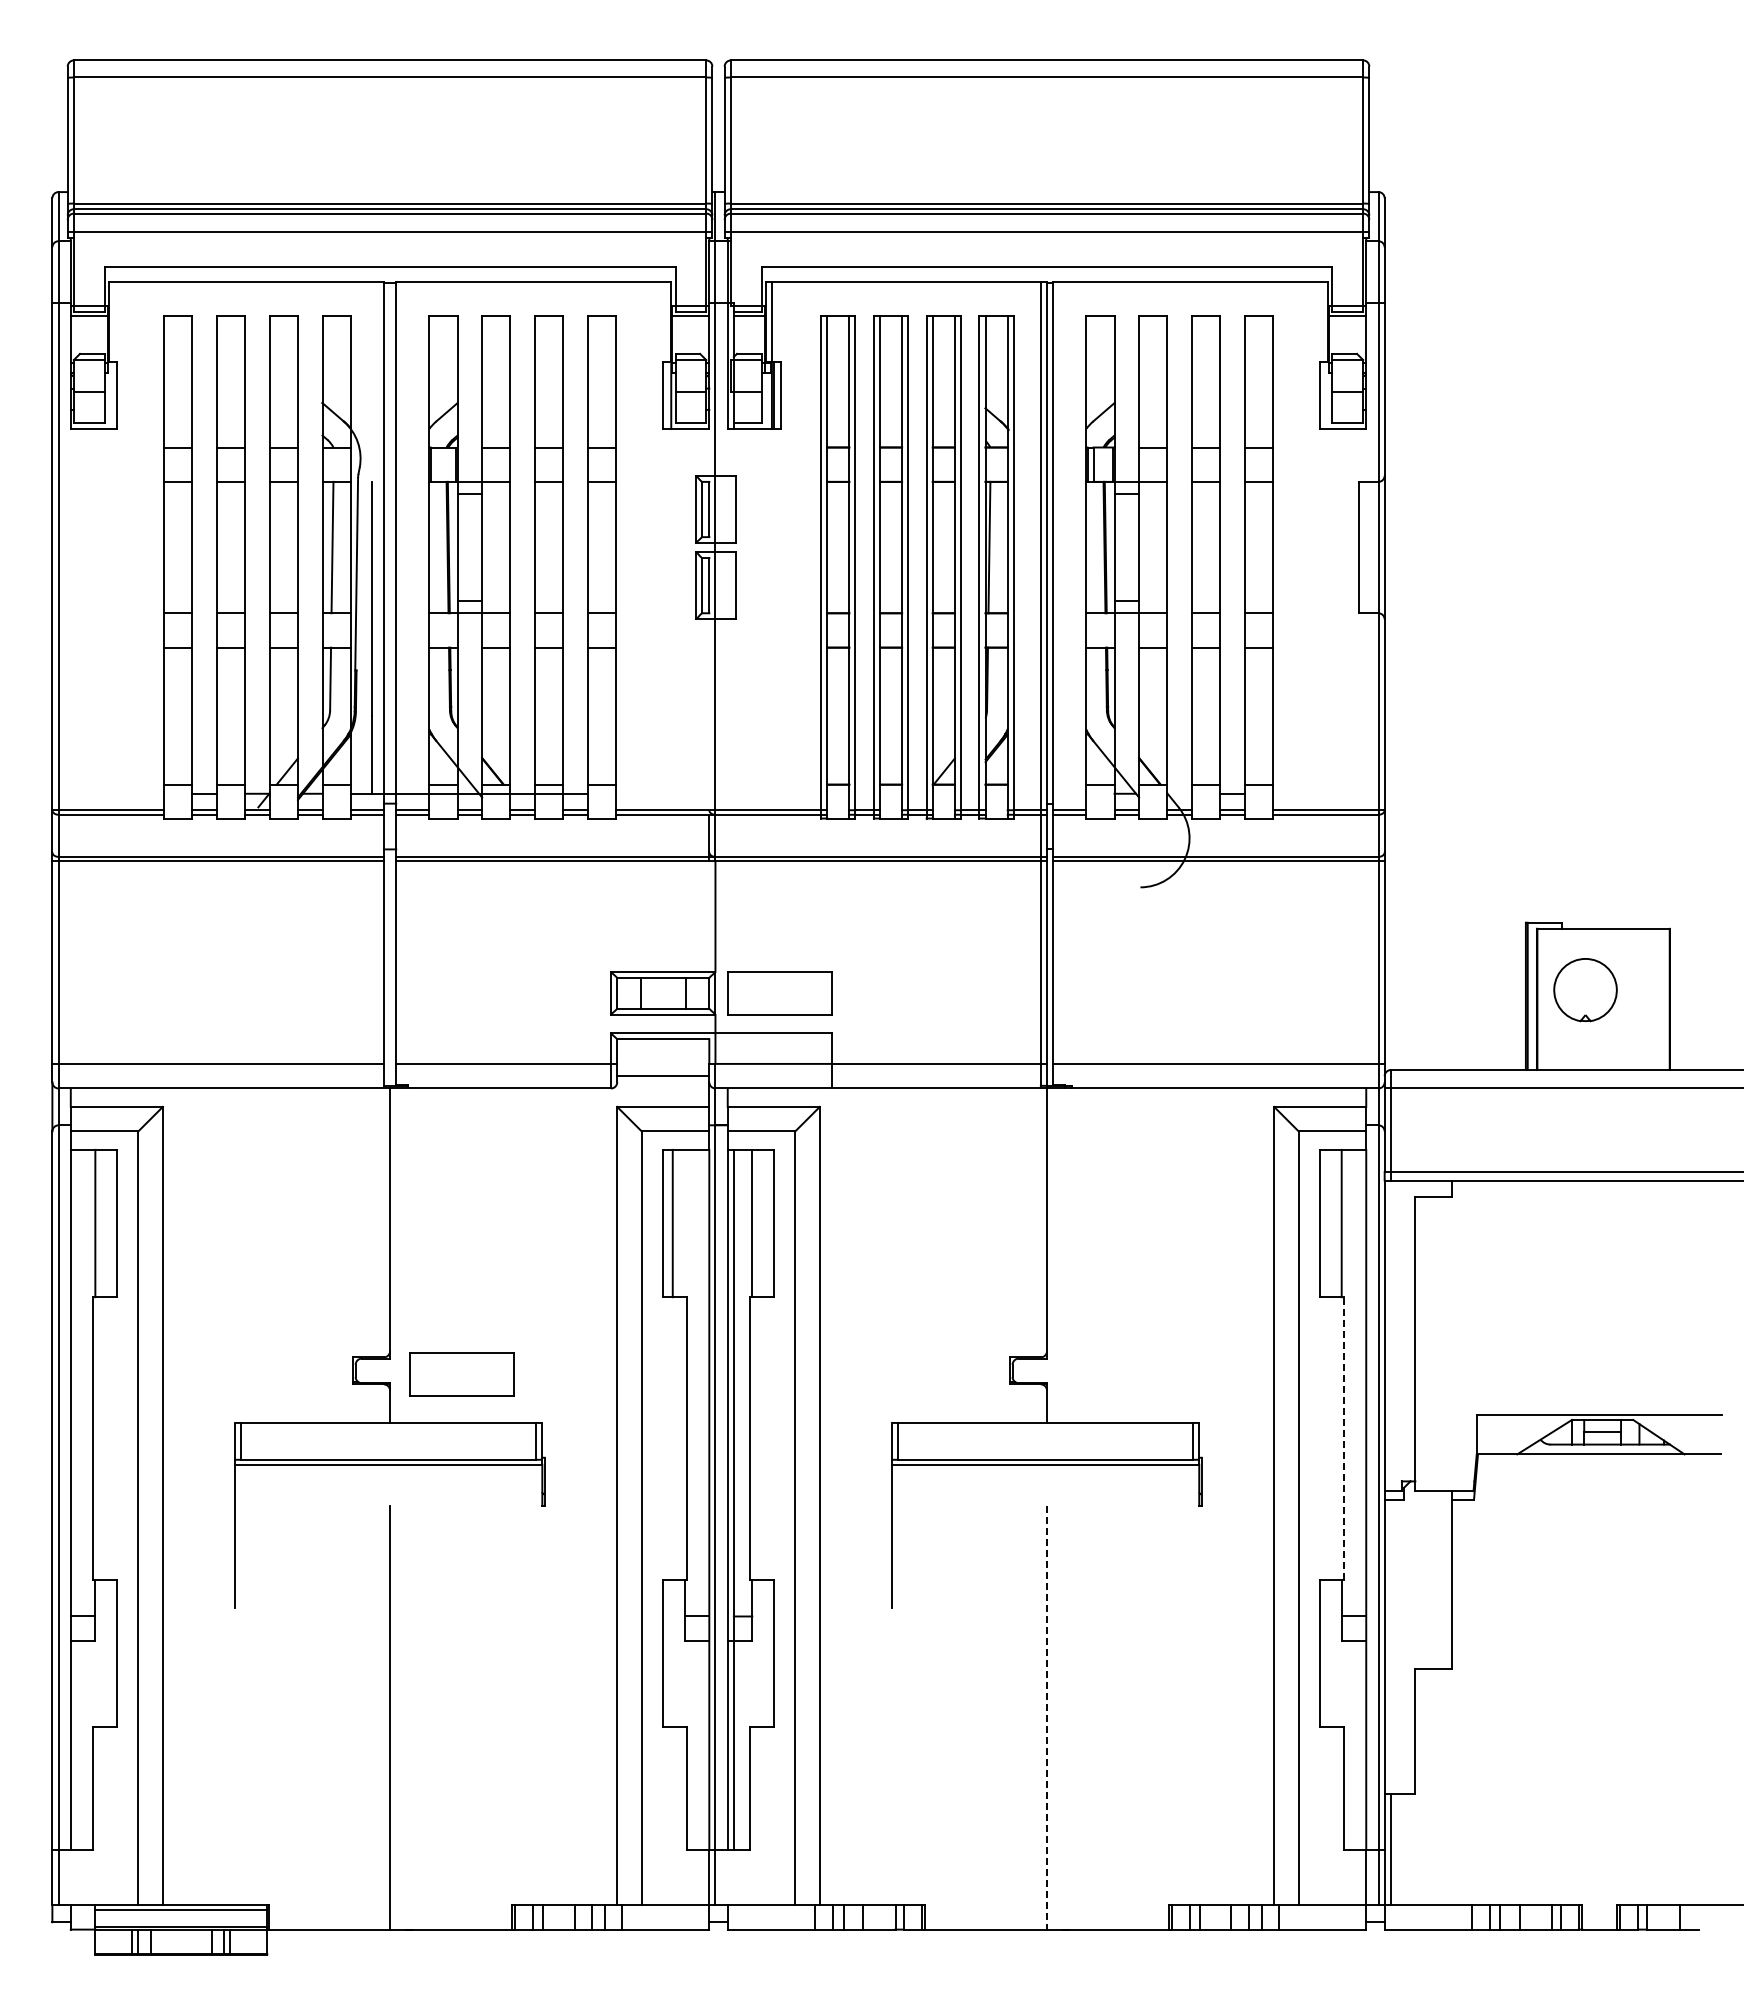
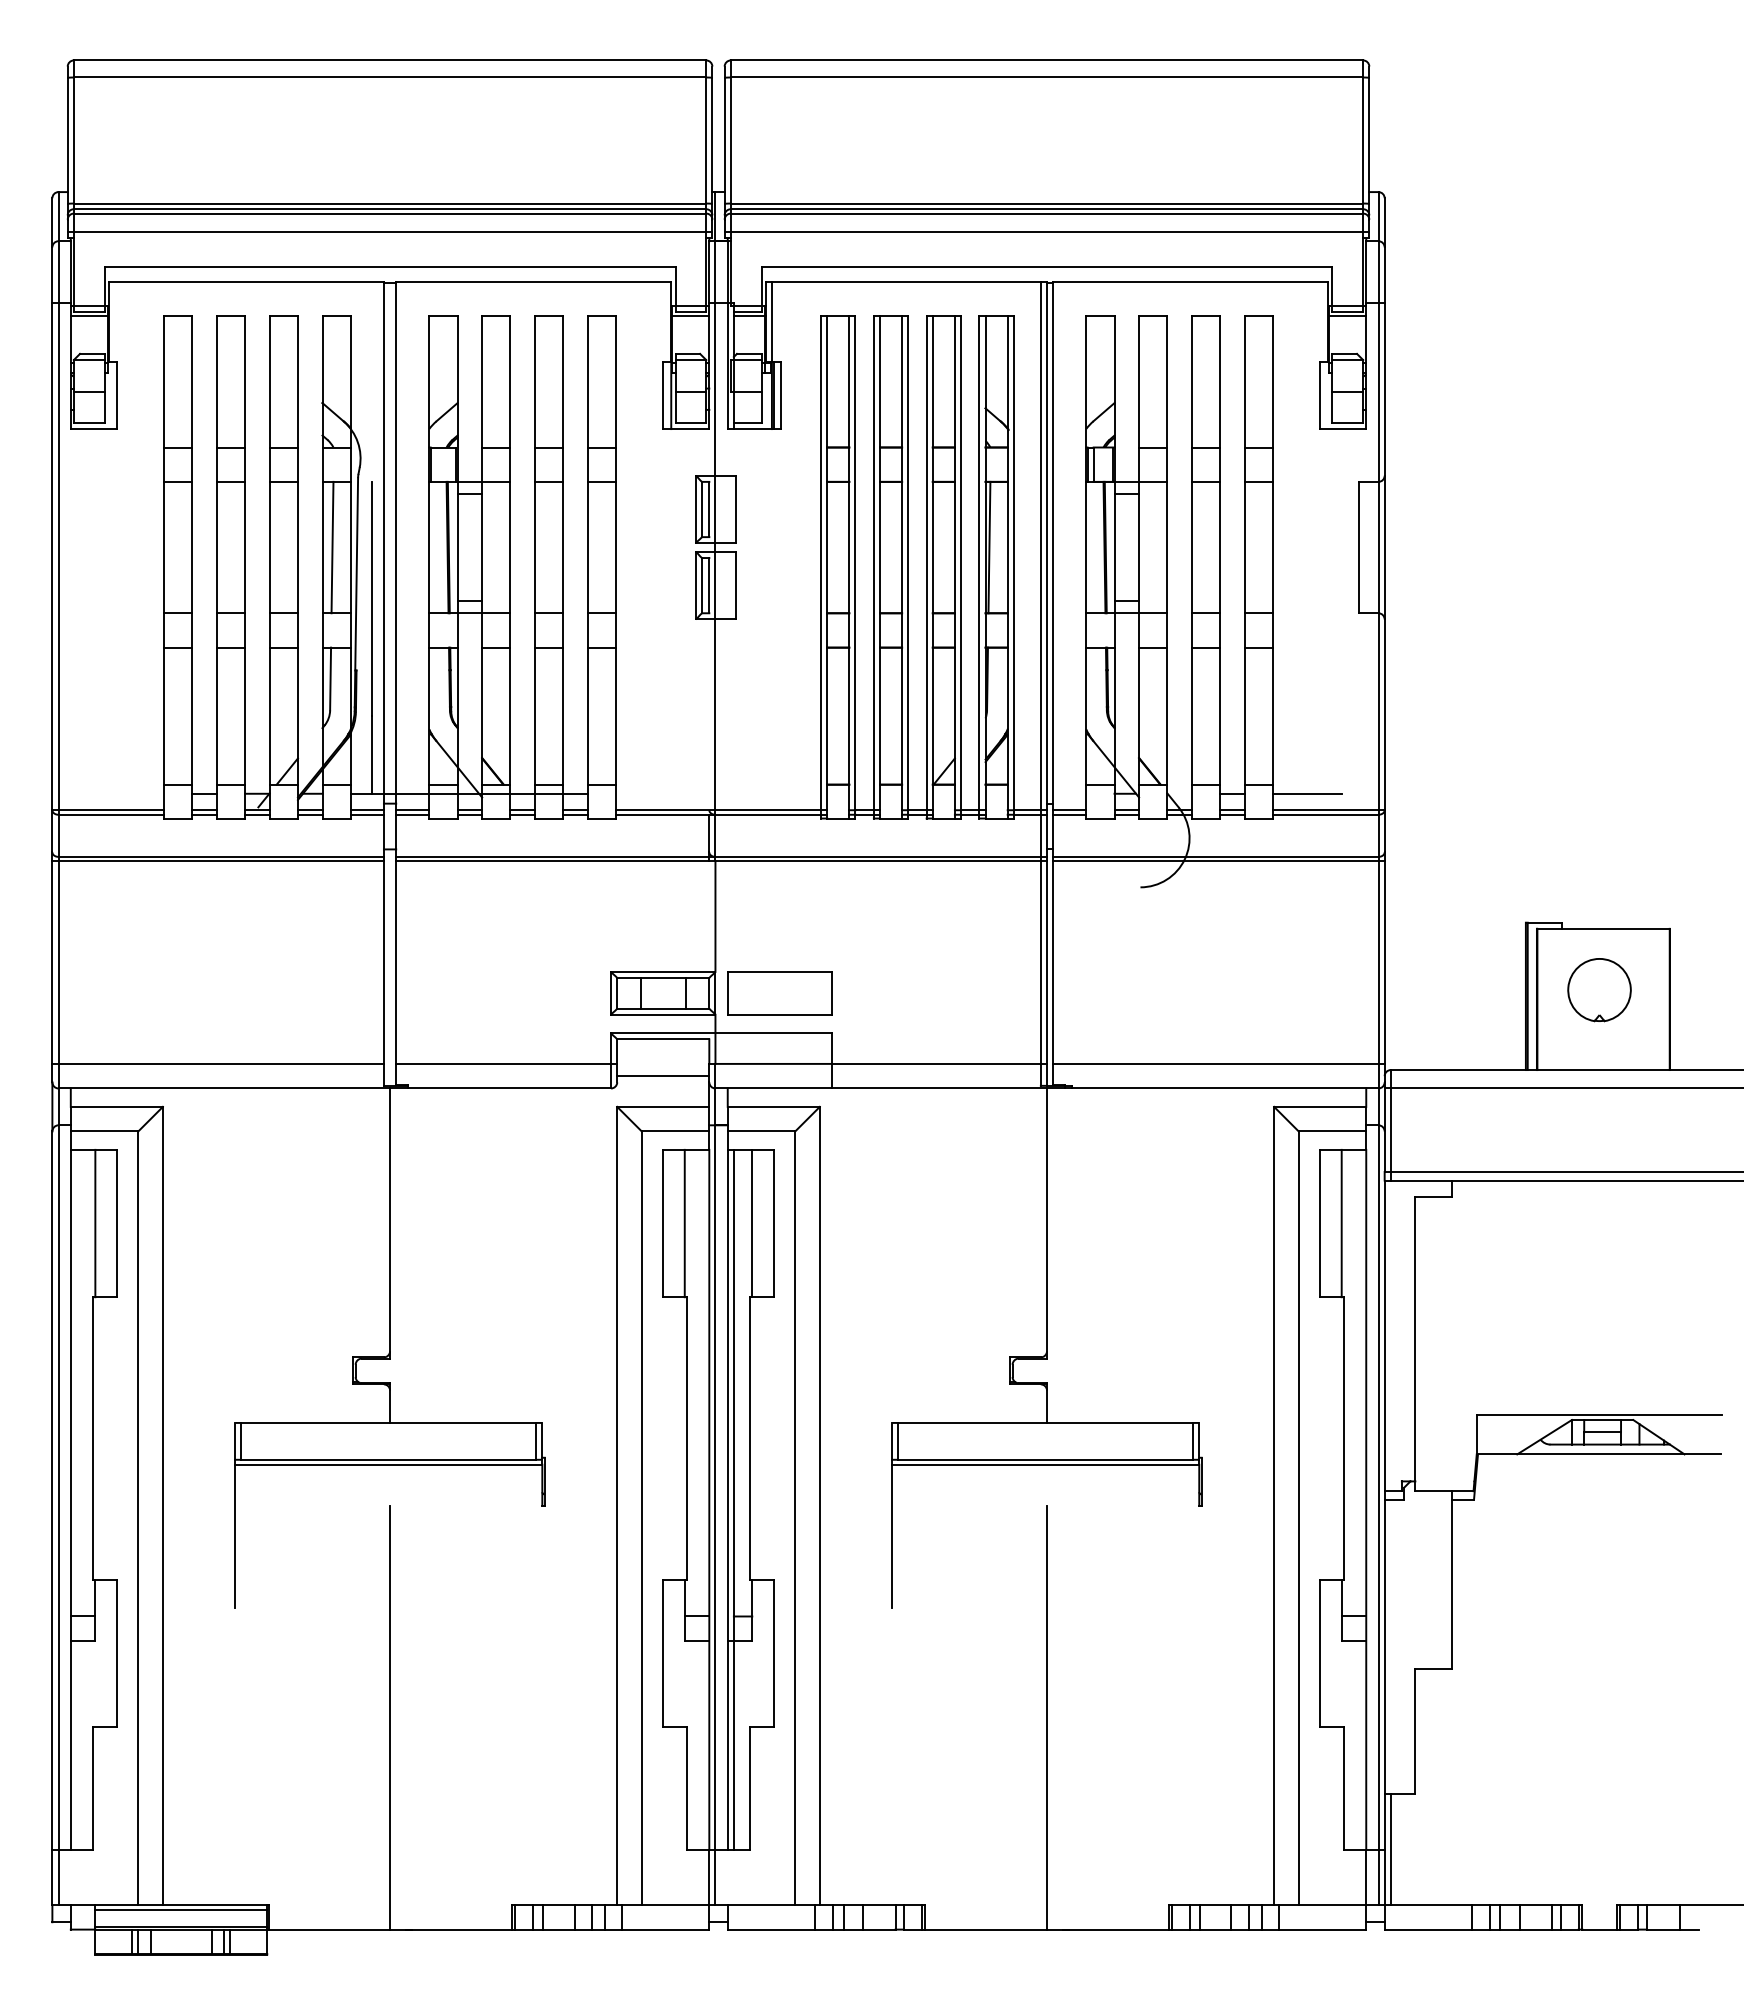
line: none -> present (1306, 793)
part position: (1585, 990) -> (1599, 990) (1599, 990)
line position: (672, 1223) -> (684, 1223) (684, 1223)
part: present -> none (461, 1374)
line: dashed -> solid (1344, 1437)
line: dashed -> solid (1046, 1717)
